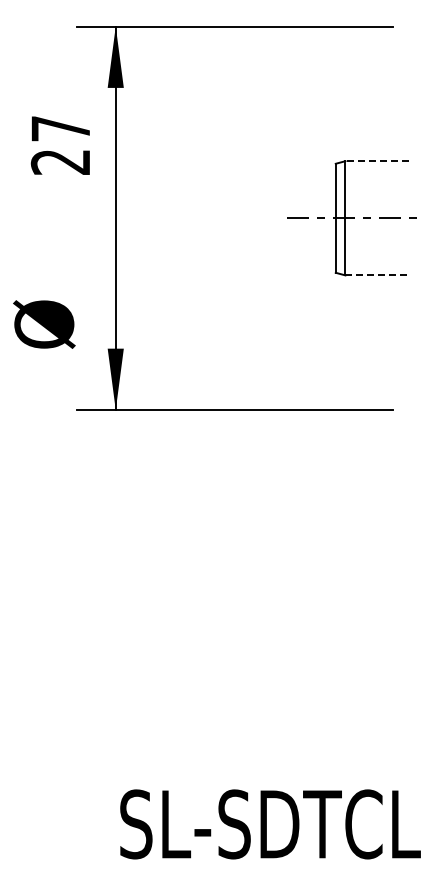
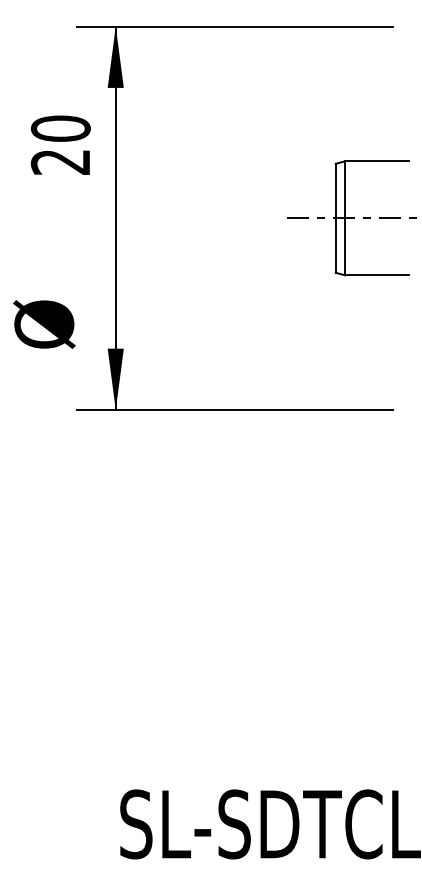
text: 27 -> 20 (60, 128)
line: dashed -> solid (377, 161)
line: dashed -> solid (377, 275)
